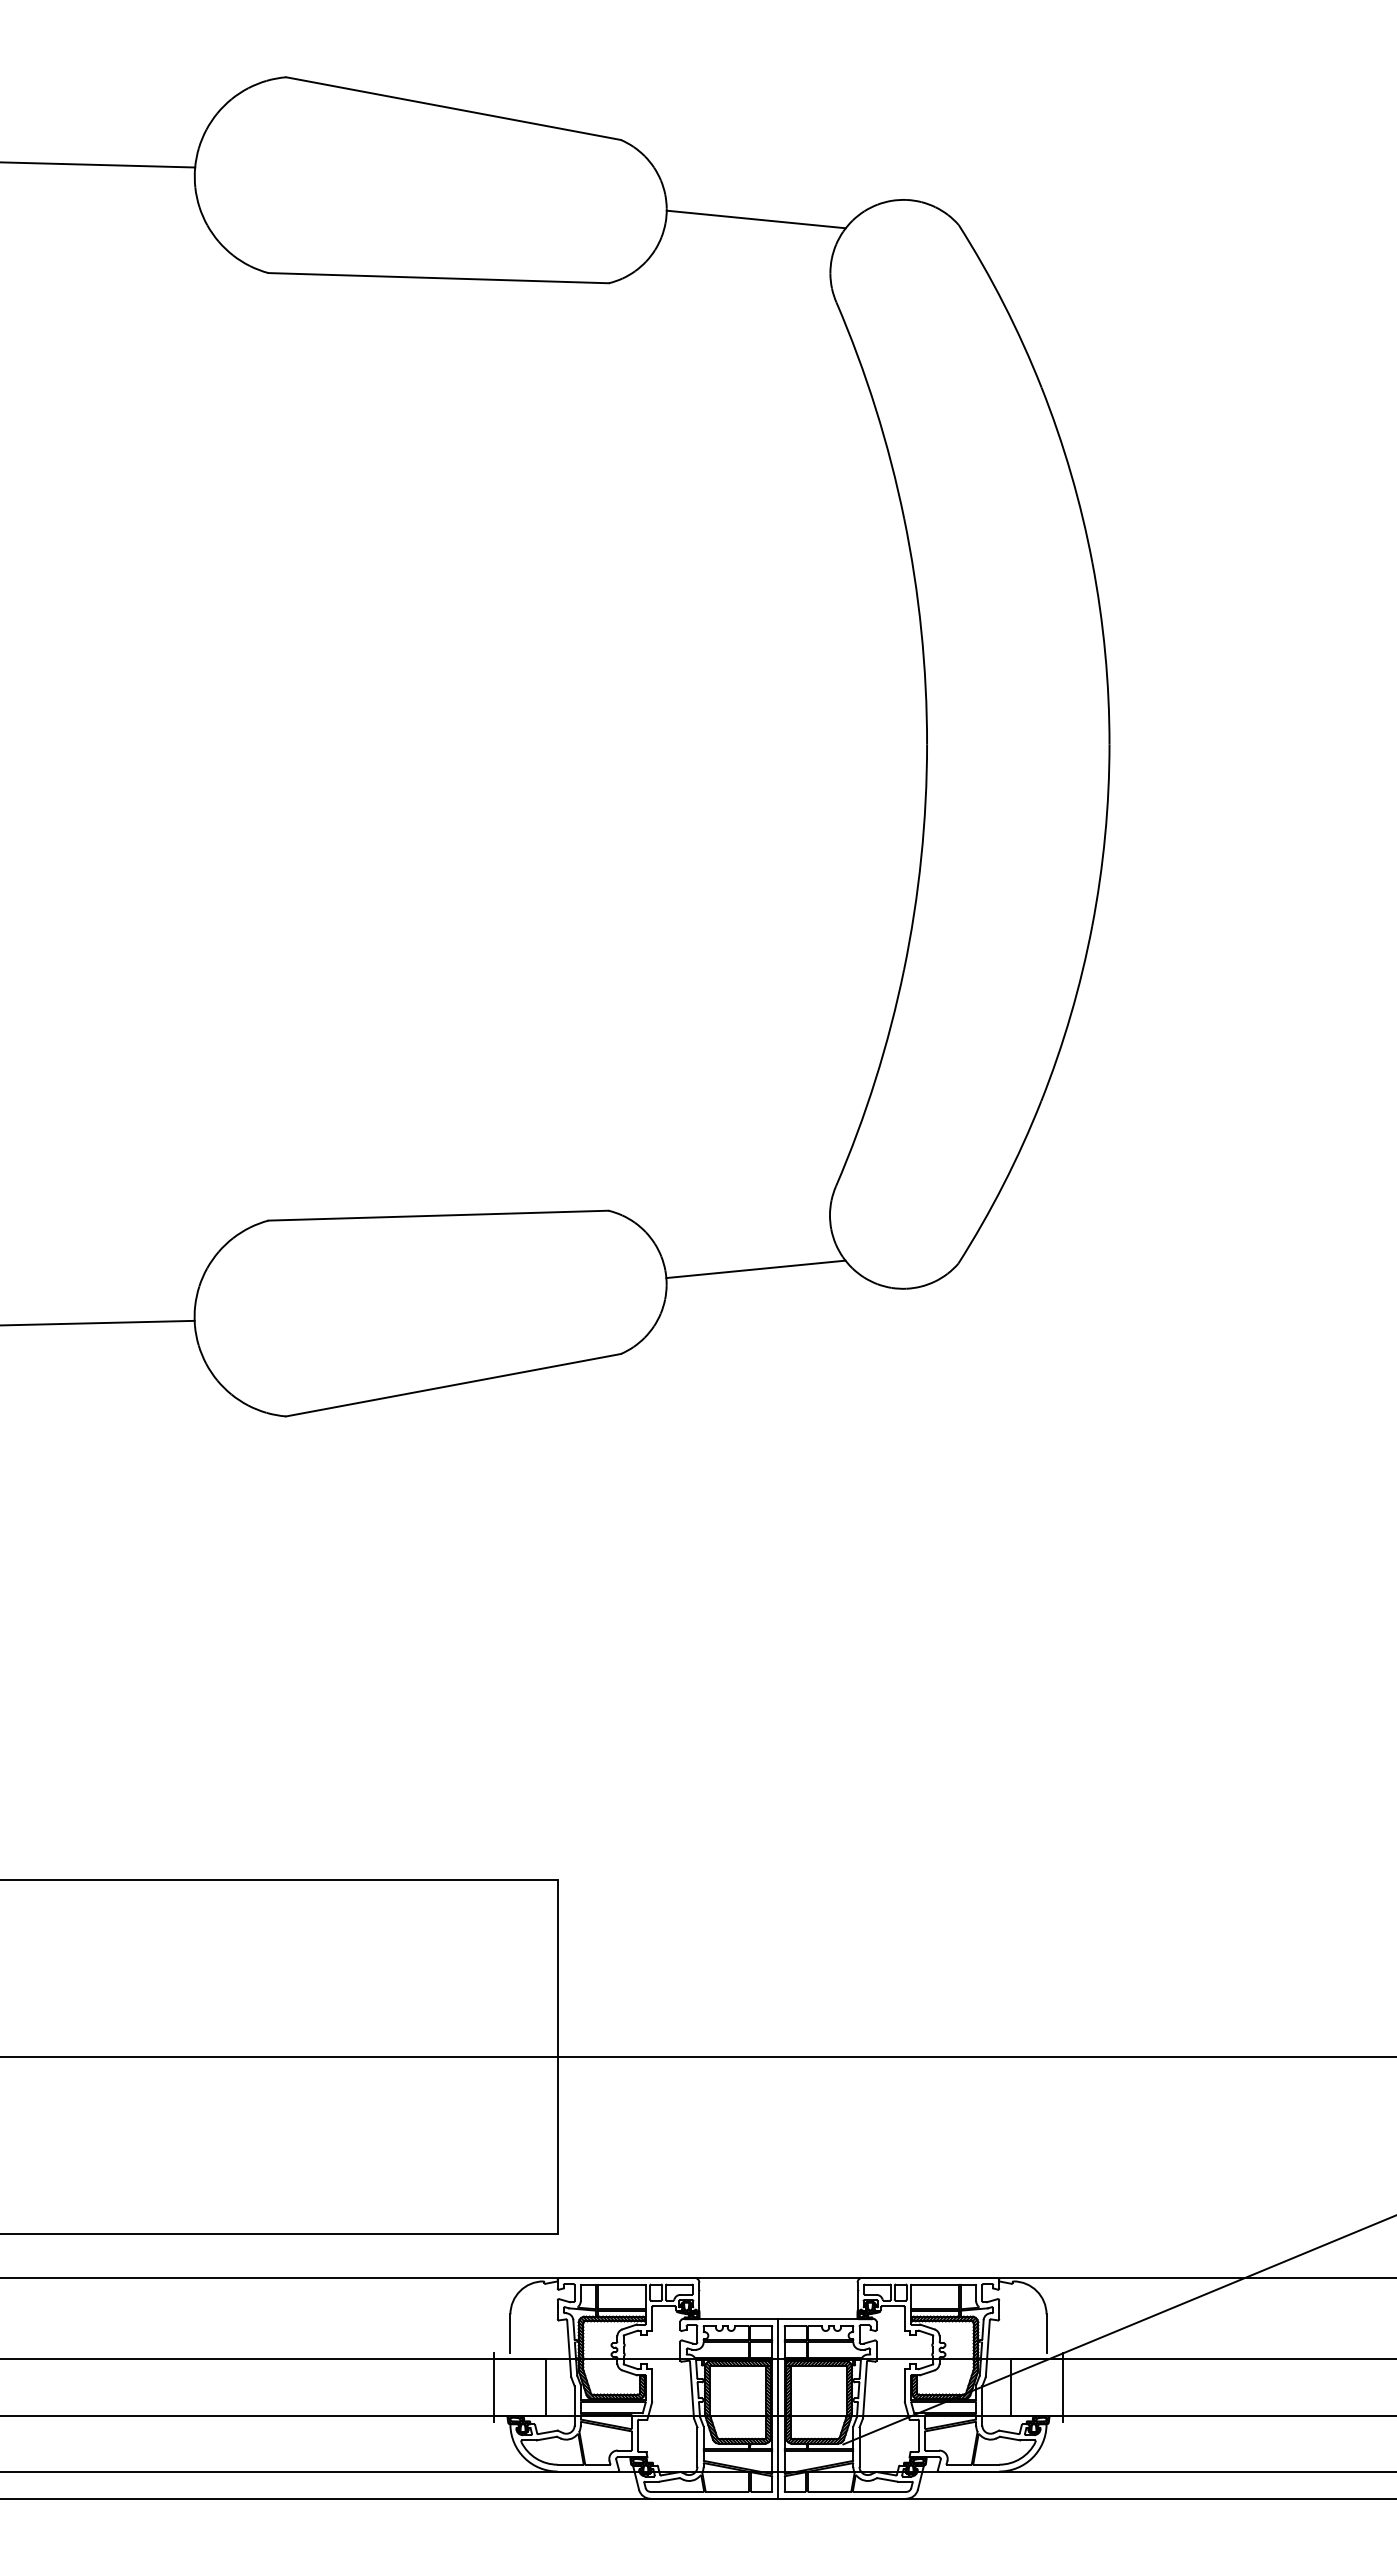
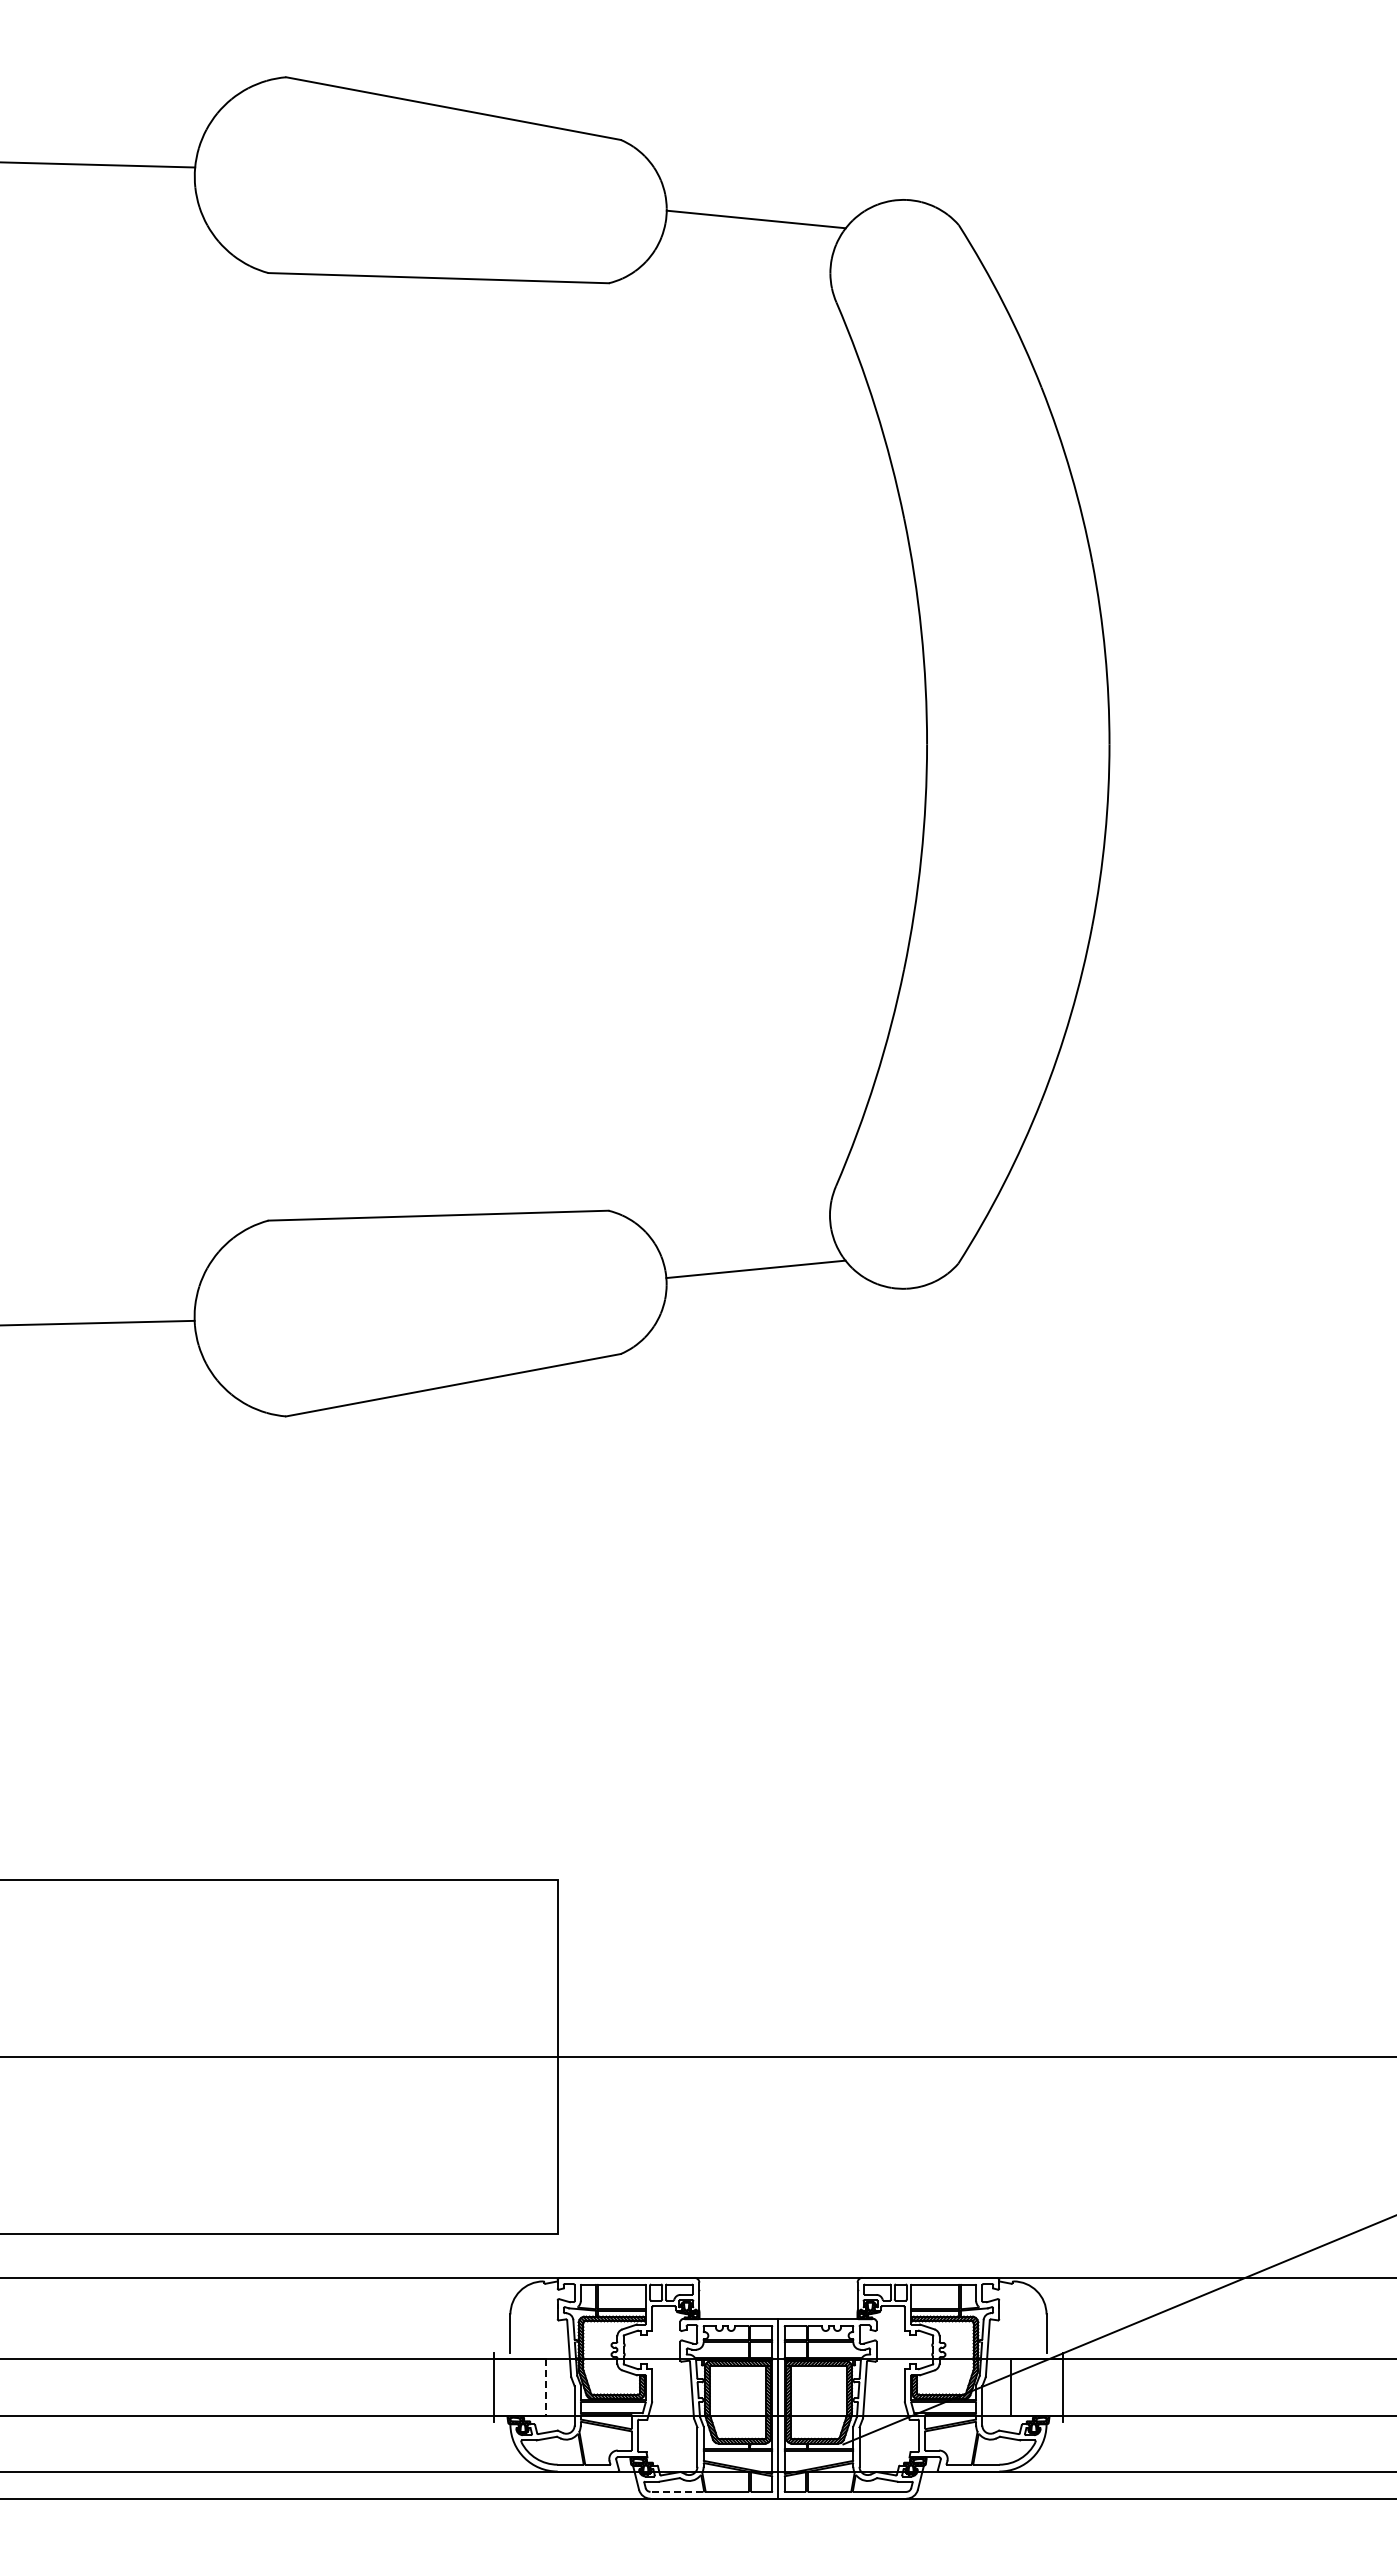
line: solid -> dashed (545, 2388)
line: solid -> dashed (676, 2491)
